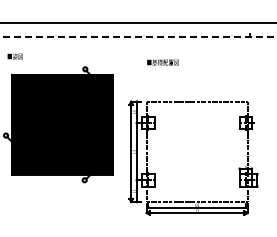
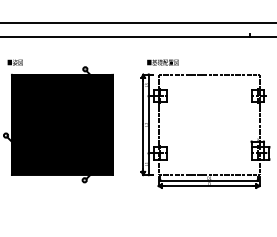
line: dashed -> solid (137, 37)
text position: (14, 56) -> (14, 62) (14, 62)
part position: (155, 173) -> (167, 146) (167, 146)
